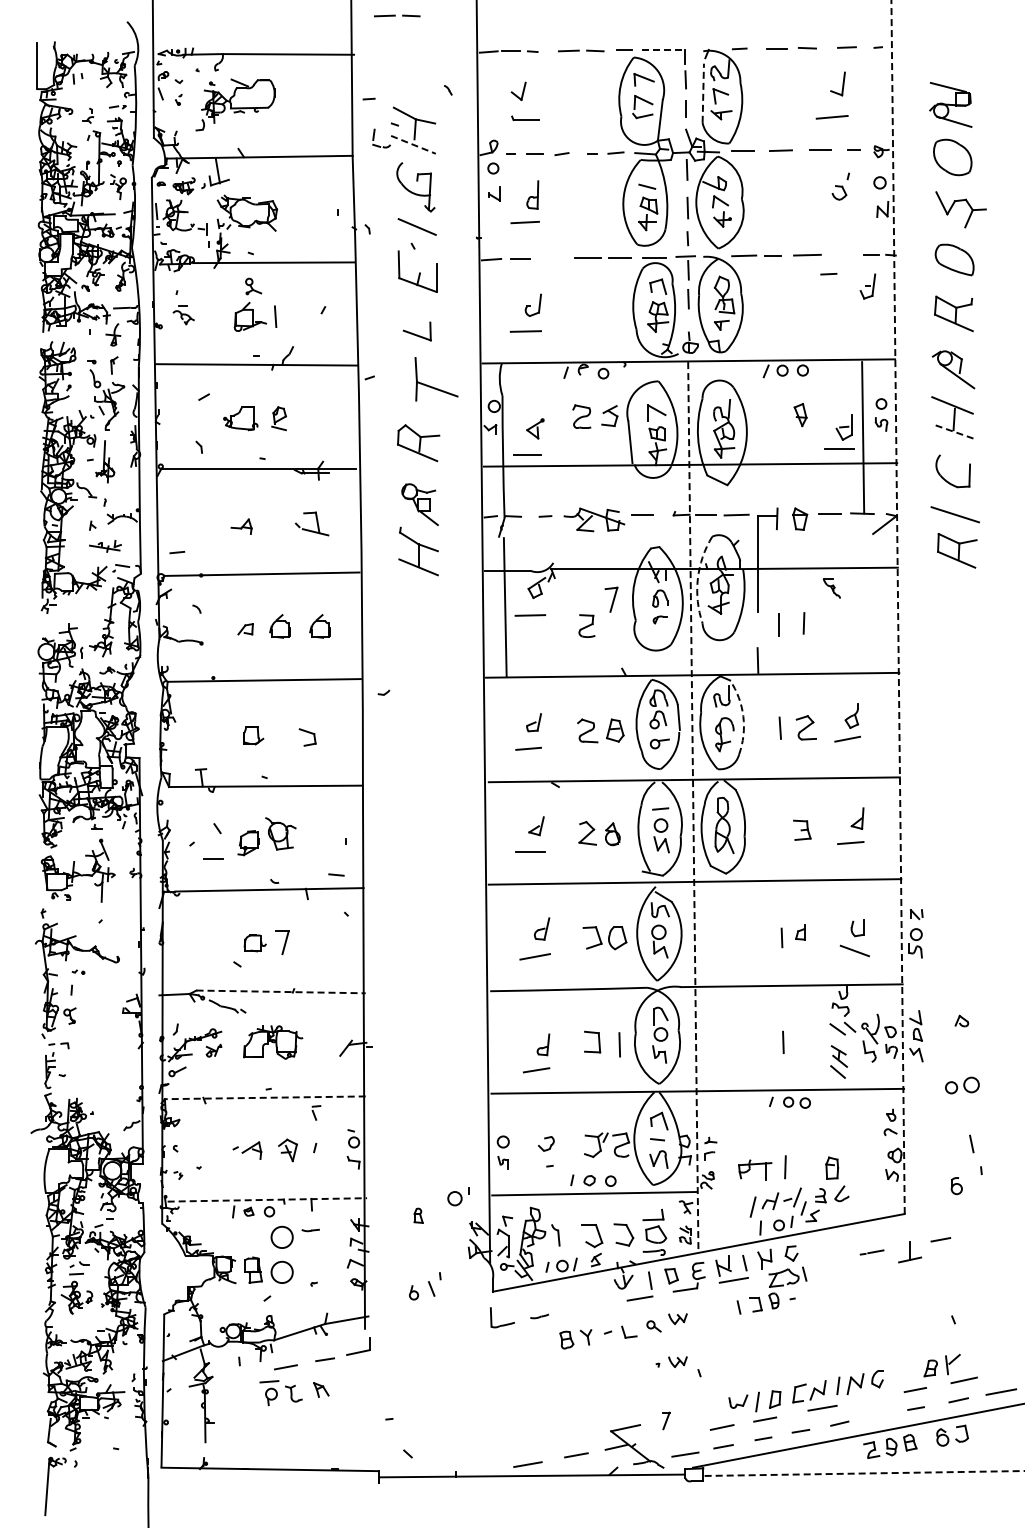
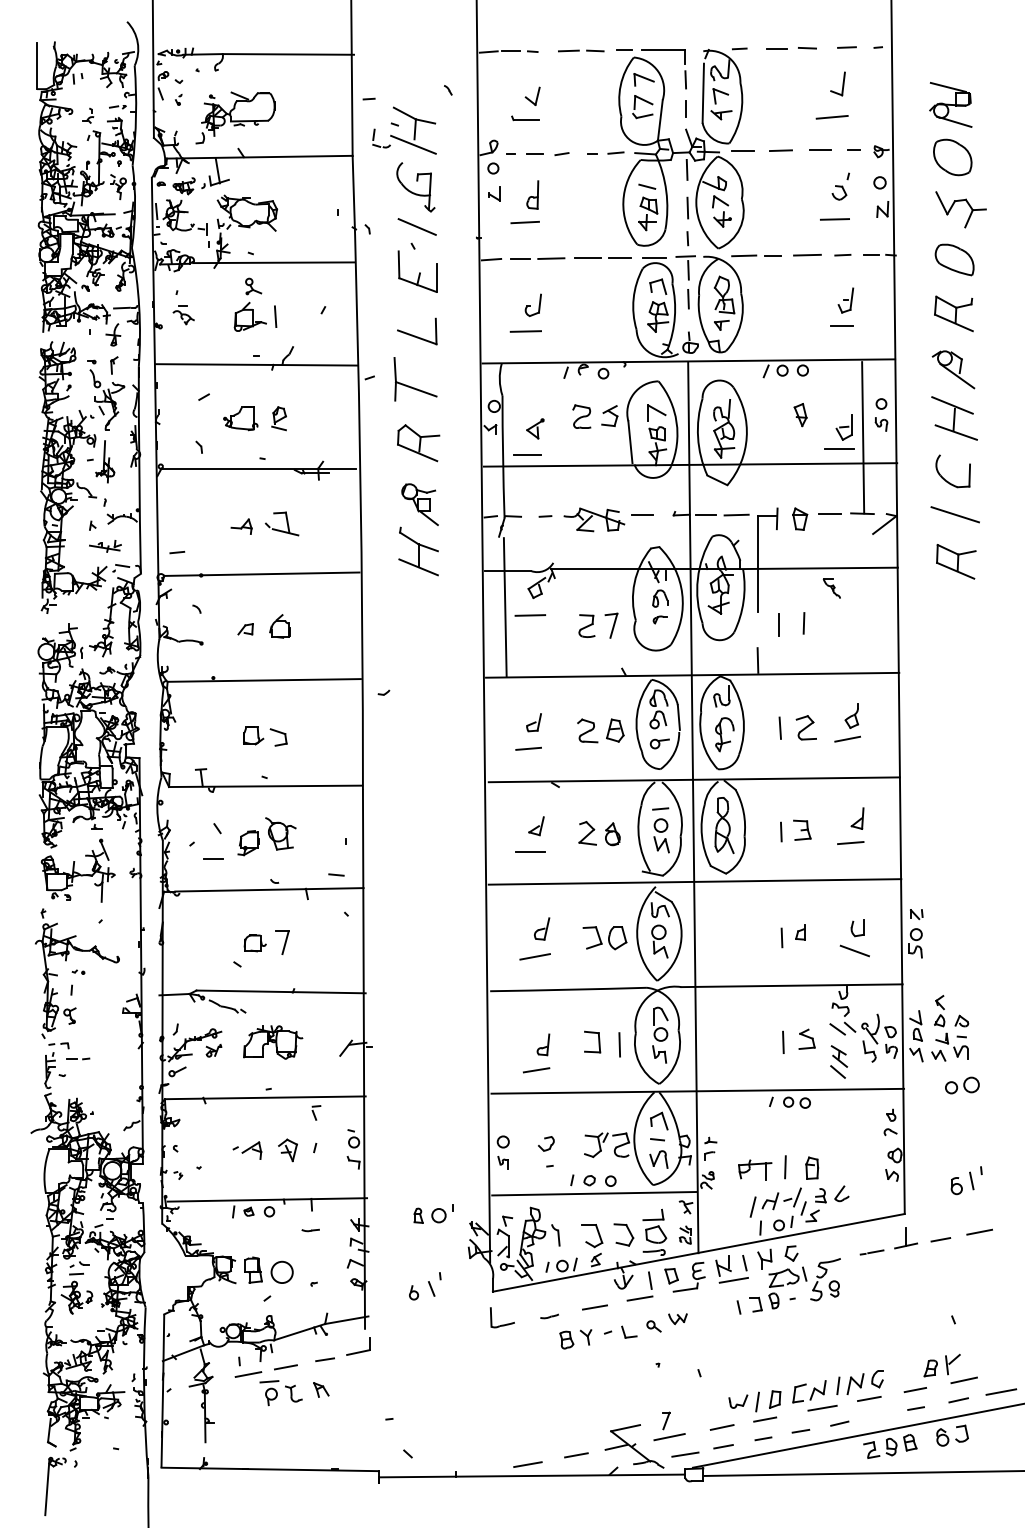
part: present -> none (397, 15)
line: dashed -> solid (663, 49)
part position: (518, 90) -> (532, 95) (532, 95)
line: dashed -> solid (703, 93)
part position: (235, 104) -> (235, 117) (235, 117)
line: dashed -> solid (413, 145)
line: none -> present (834, 219)
line: none -> present (551, 258)
line position: (828, 274) -> (842, 255) (842, 255)
part position: (867, 286) -> (845, 300) (845, 300)
line: none -> present (841, 325)
part size: 30x21 px -> 41x29 px (417, 331)
part position: (432, 386) -> (411, 386) (411, 386)
line: dashed -> solid (956, 432)
part position: (311, 523) -> (281, 523) (281, 523)
part position: (957, 550) -> (956, 561) (956, 561)
arc: dashed -> solid (697, 579)
part position: (611, 599) -> (611, 625) (611, 625)
line: dashed -> solid (898, 607)
part: present -> none (319, 626)
arc: dashed -> solid (743, 716)
part position: (307, 737) -> (278, 737) (278, 737)
line: dashed -> solid (693, 807)
line: none -> present (781, 831)
line: dashed -> solid (281, 991)
part: none -> present (949, 1028)
part: none -> present (806, 1038)
part: none -> present (78, 1058)
line: dashed -> solid (264, 1097)
line position: (971, 1143) -> (971, 1180) (971, 1180)
part position: (832, 1167) -> (812, 1167) (812, 1167)
part position: (458, 1196) -> (442, 1213) (442, 1213)
line: dashed -> solid (267, 1199)
line: none -> present (979, 1231)
circle: present -> none (281, 1236)
part position: (909, 1252) -> (905, 1238) (905, 1238)
part: none -> present (825, 1279)
line: none -> present (594, 1307)
line position: (539, 1316) -> (549, 1316) (549, 1316)
part: present -> none (677, 1362)
line: none -> present (248, 1374)
line: none -> present (869, 1398)
line: none -> present (669, 1437)
line: dashed -> solid (864, 1473)
